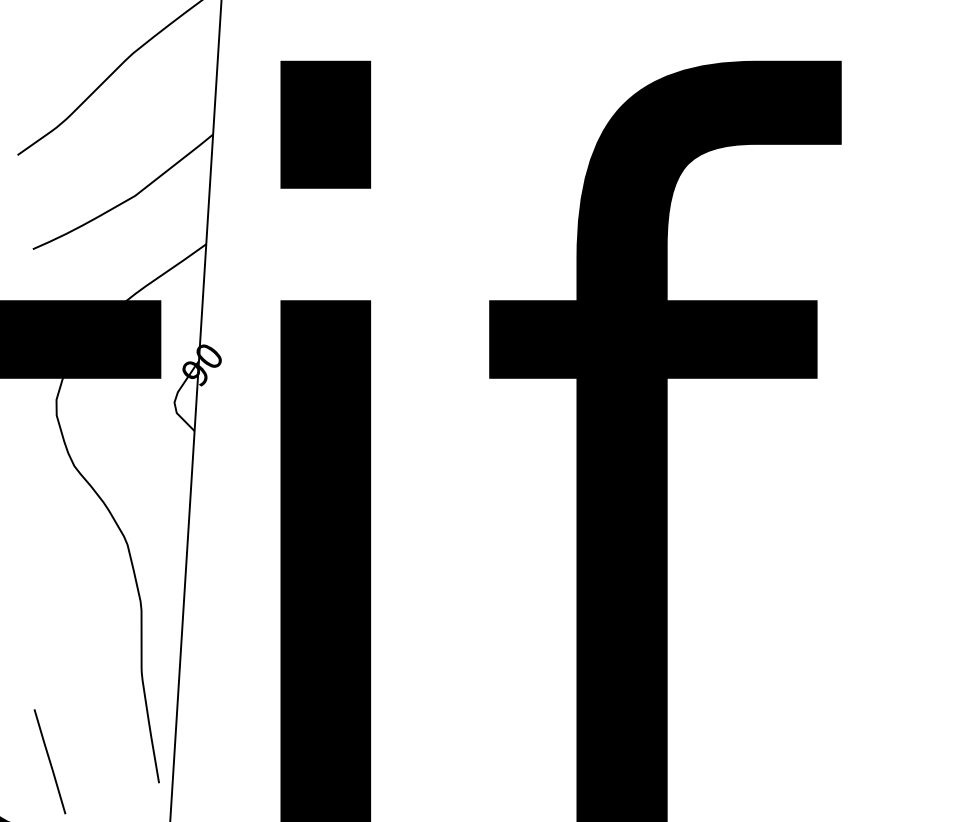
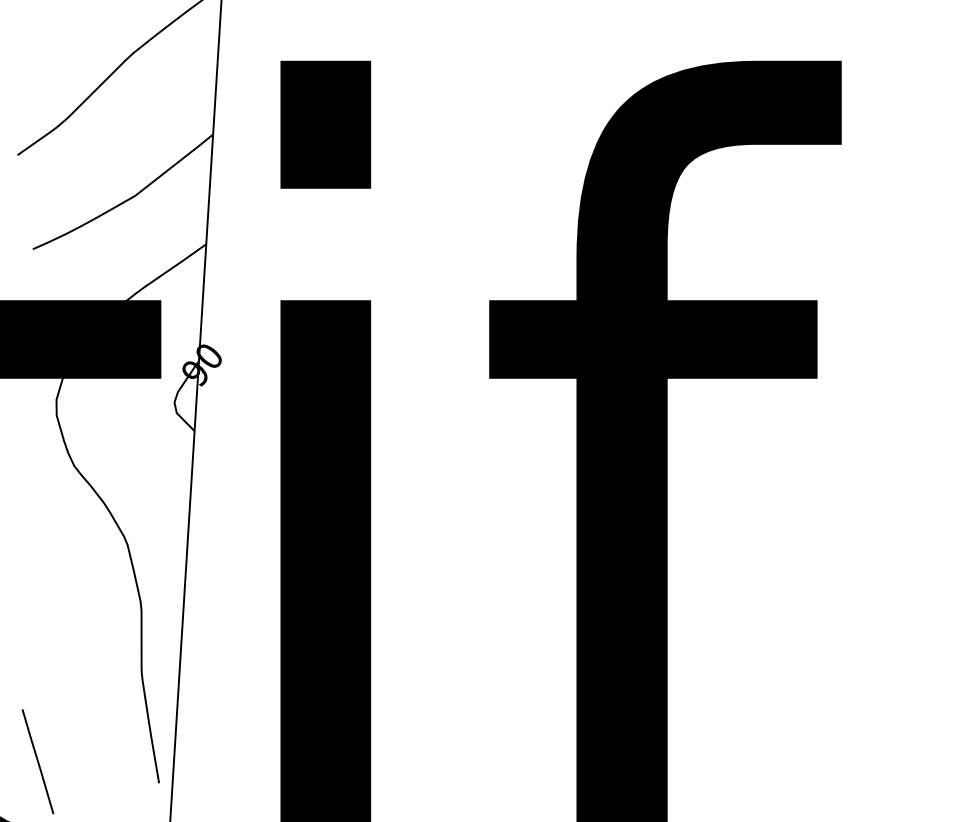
line position: (49, 761) -> (37, 761) (37, 761)
